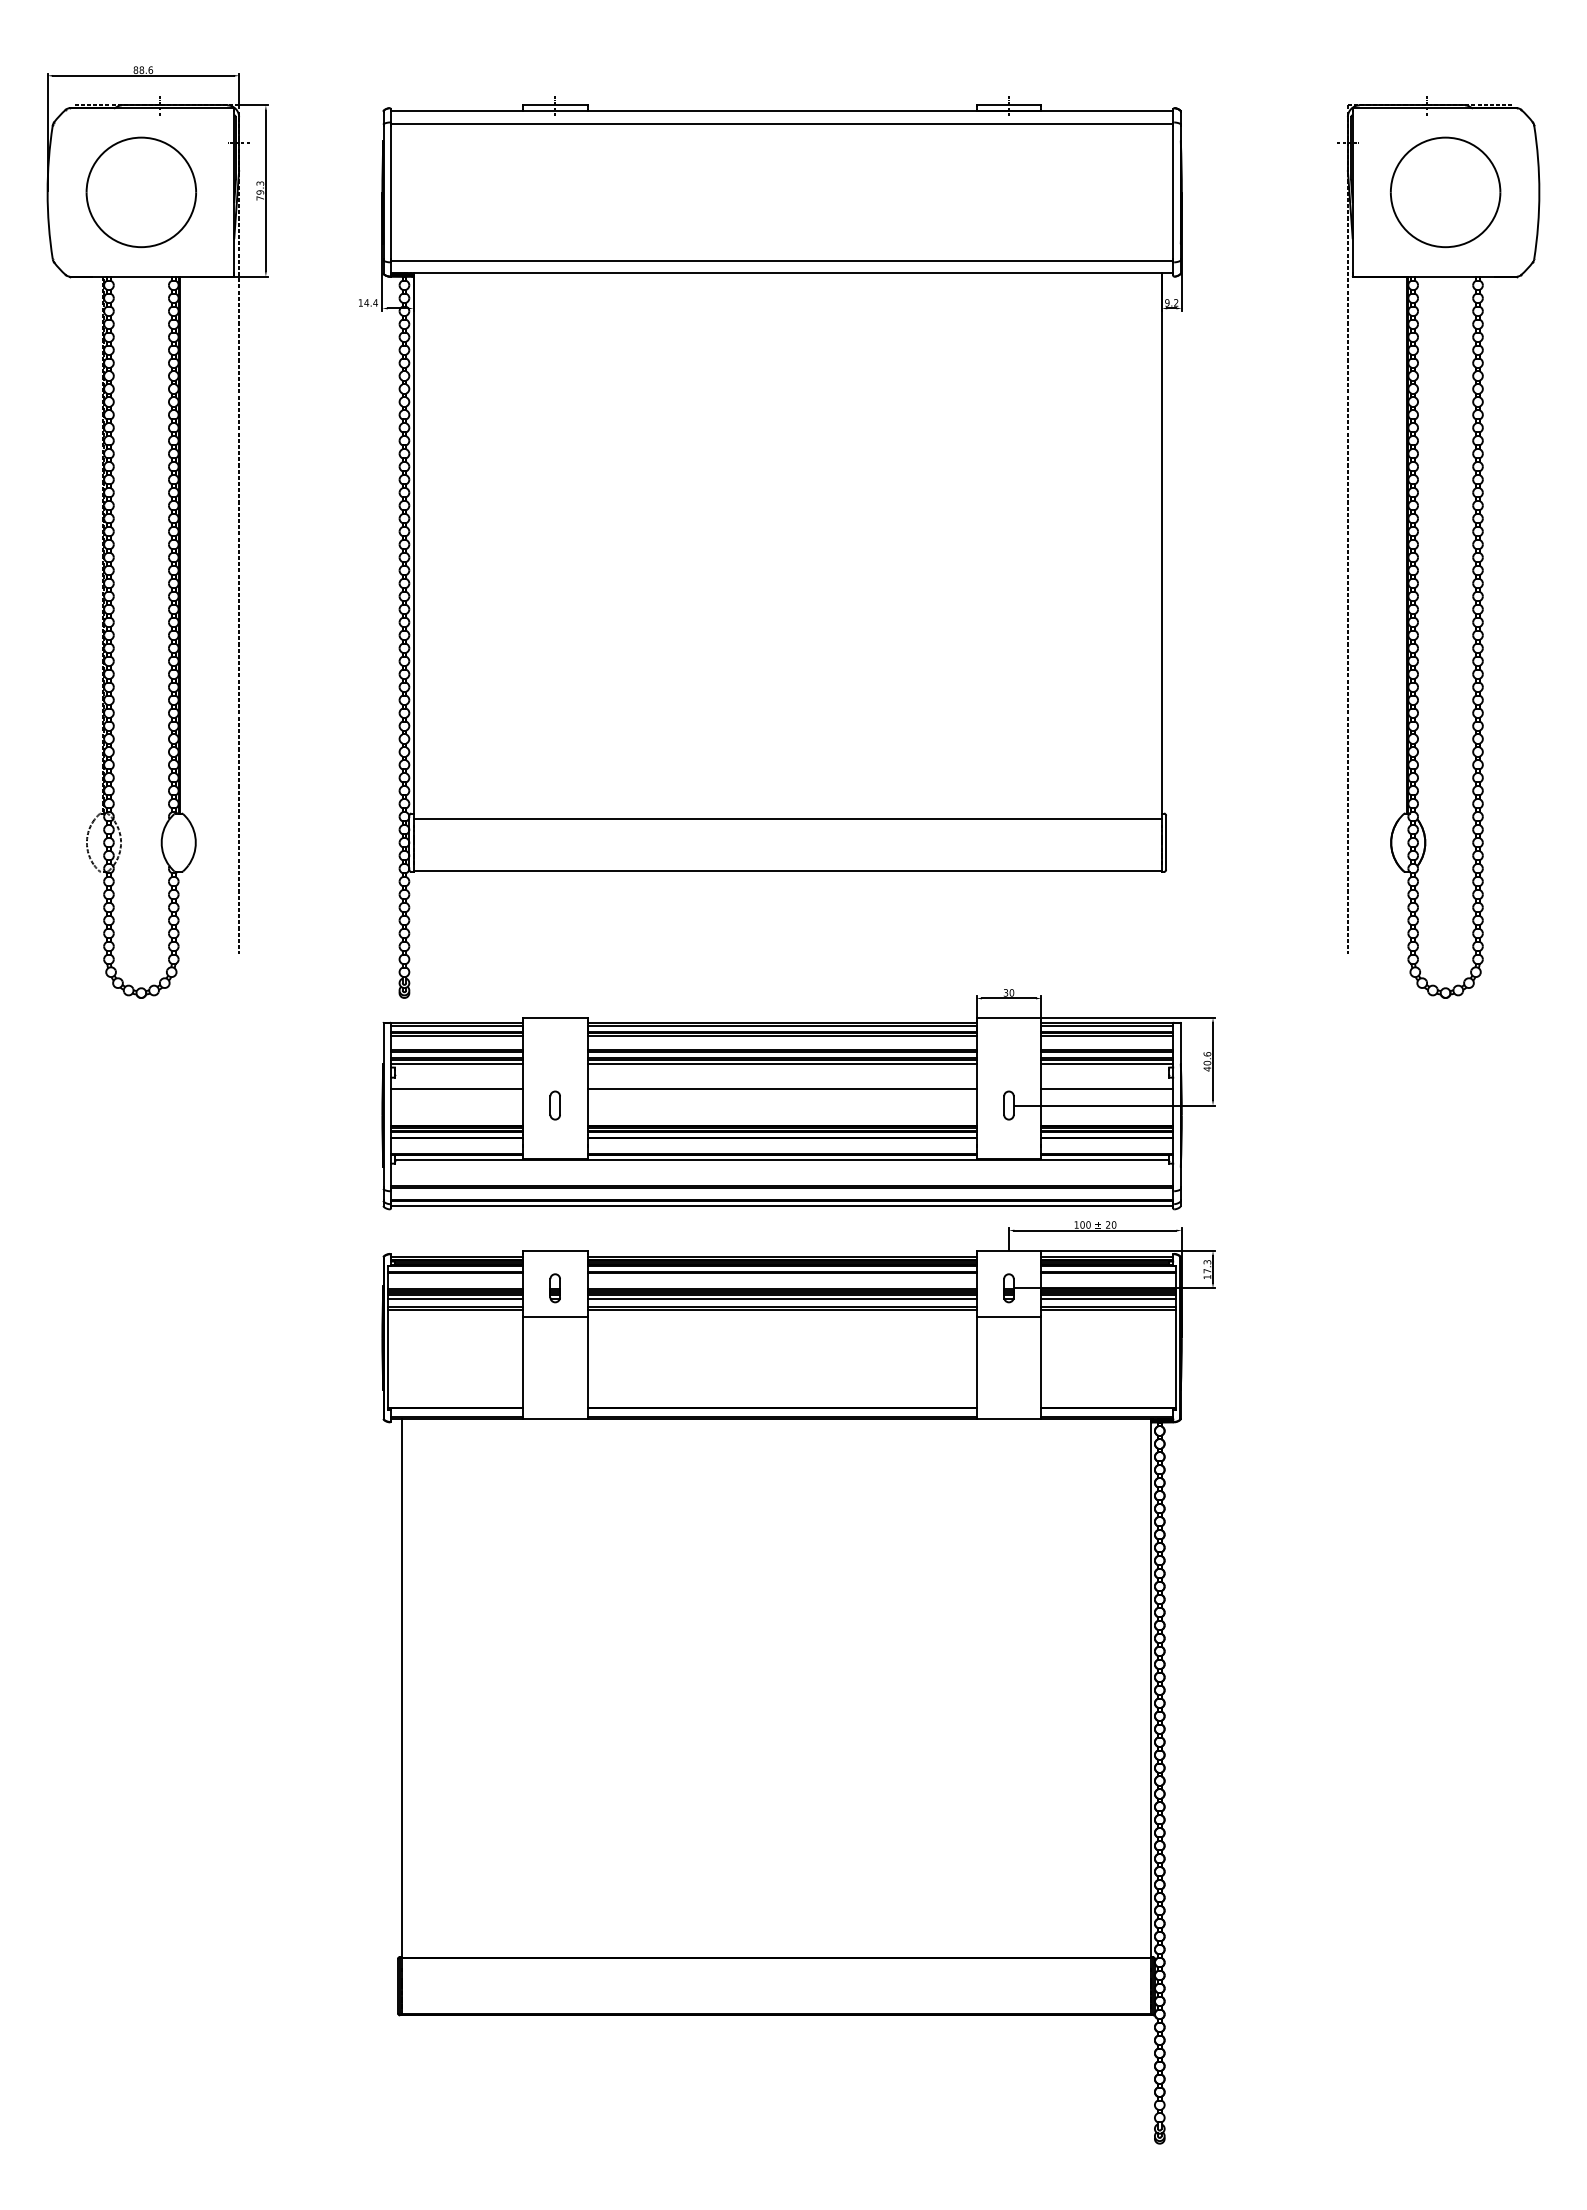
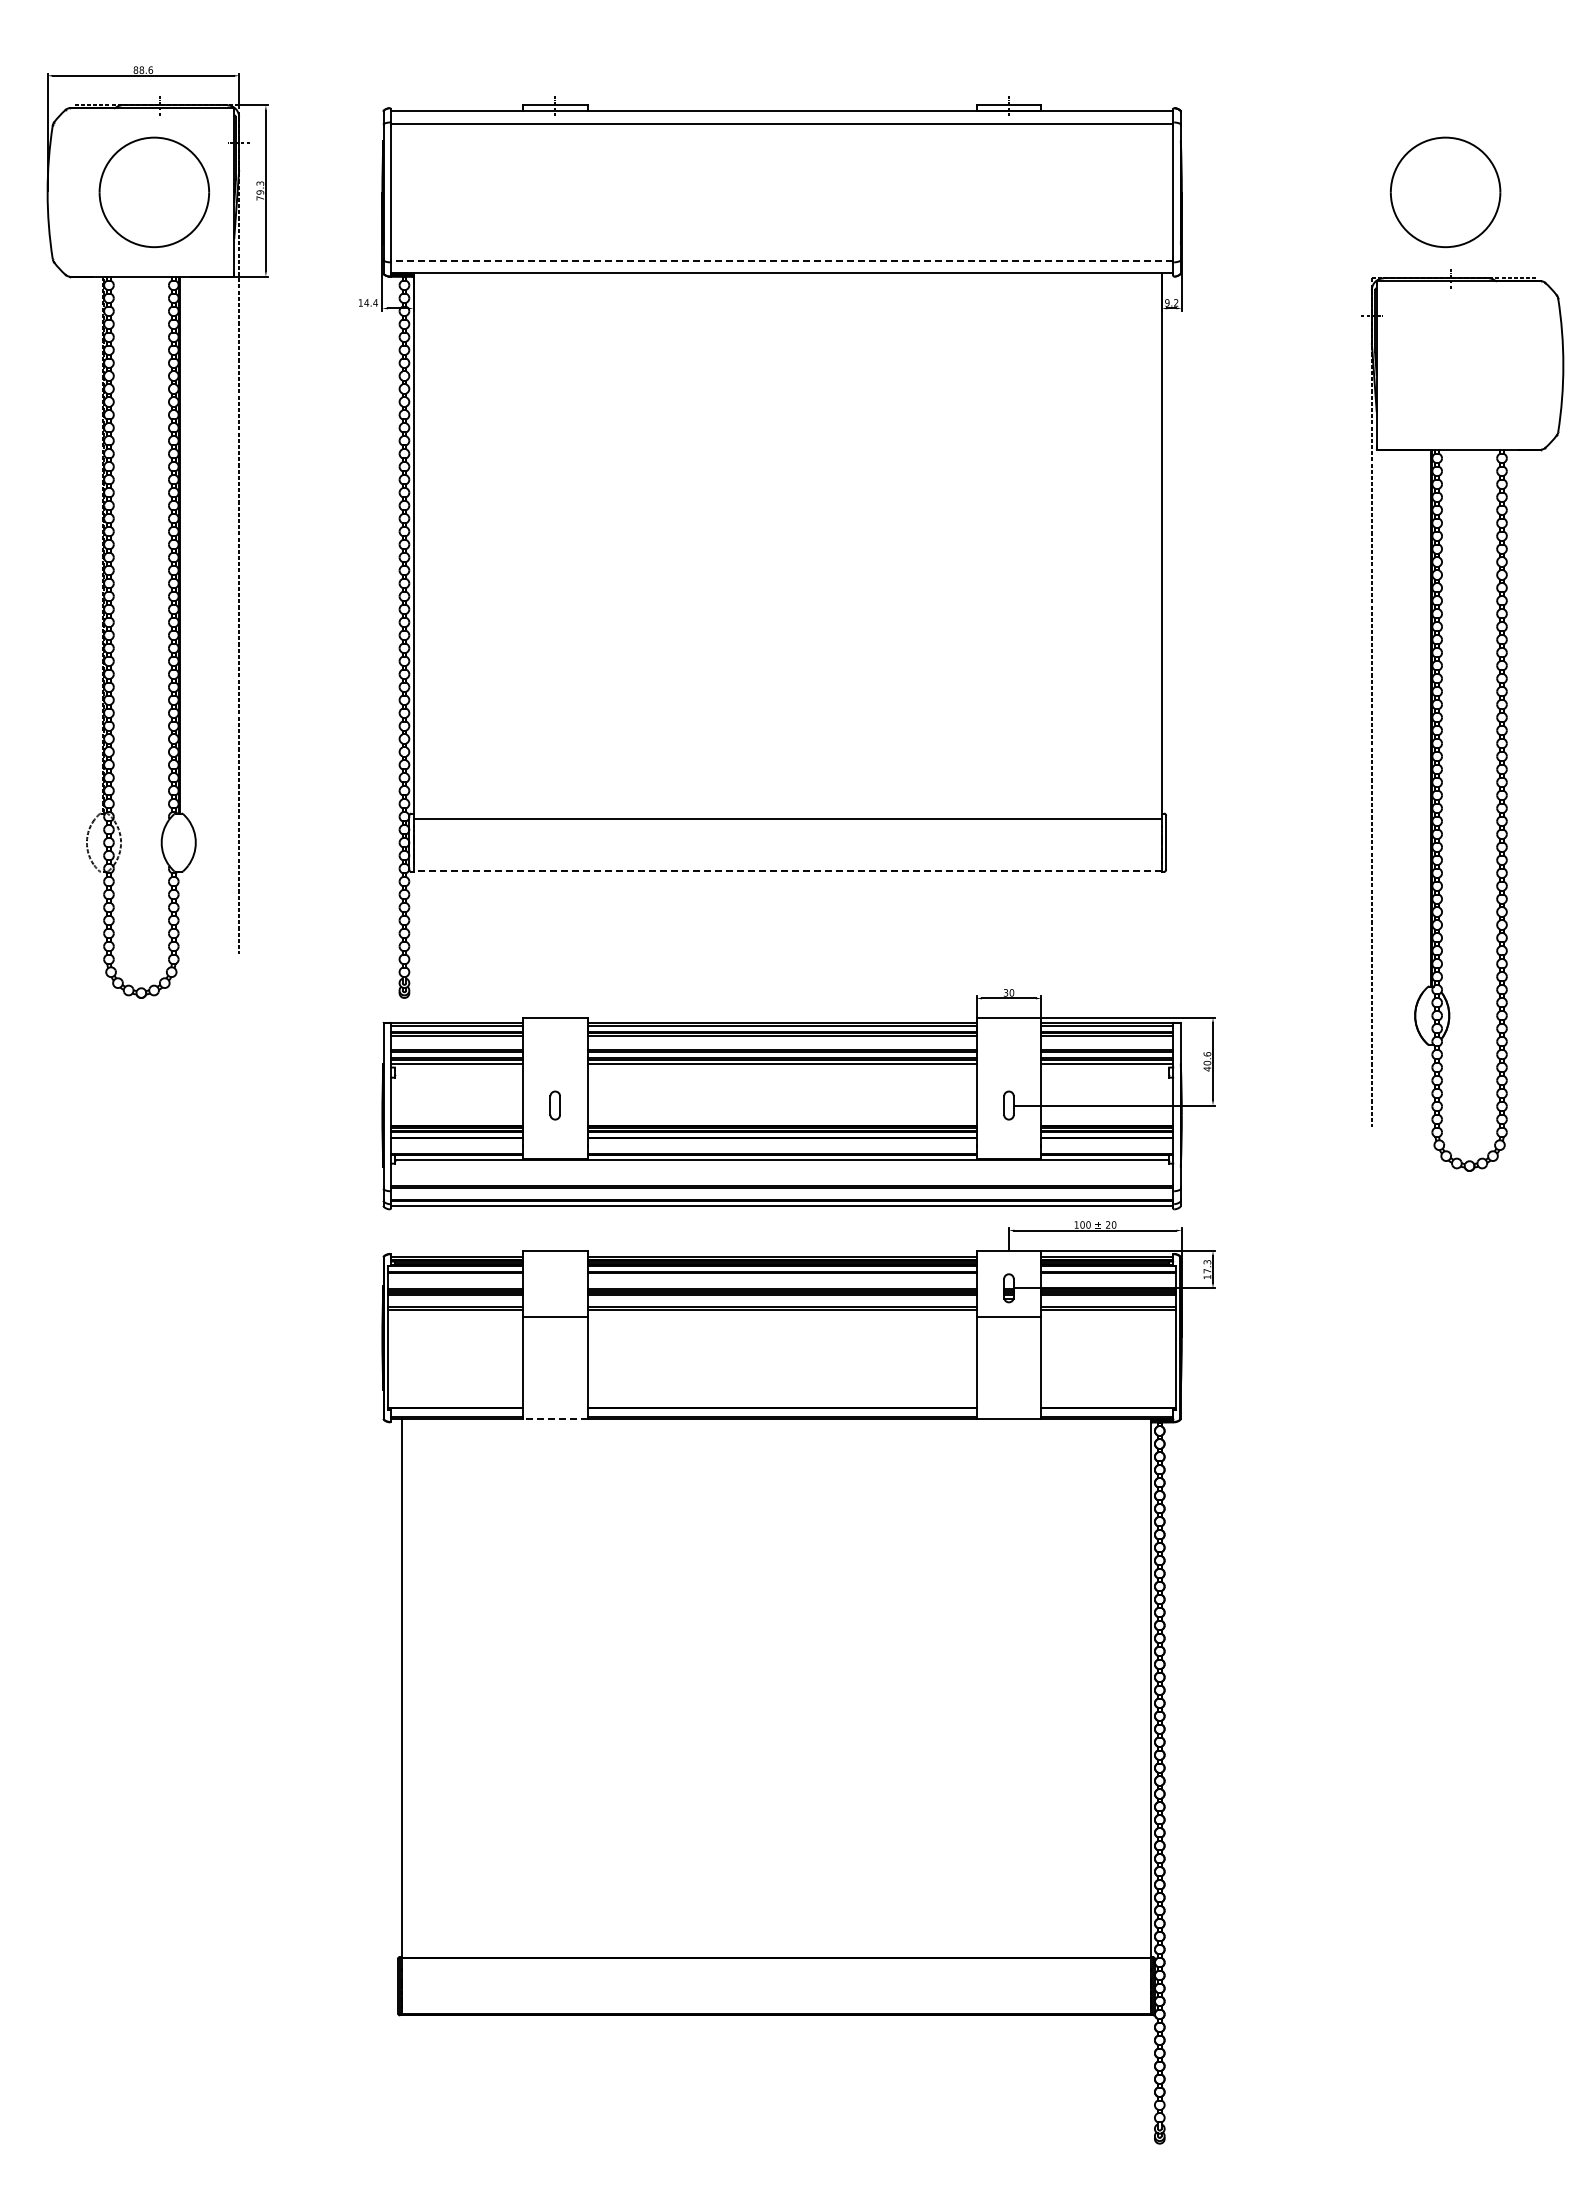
part position: (140, 192) -> (153, 192) (153, 192)
line: solid -> dashed (781, 260)
part position: (1438, 547) -> (1462, 720) (1462, 720)
line: solid -> dashed (787, 871)
line: present -> none (456, 1088)
line: present -> none (781, 1088)
line: present -> none (1107, 1088)
part: present -> none (554, 1288)
line: present -> none (454, 1298)
line: present -> none (781, 1298)
line: present -> none (1108, 1298)
line: solid -> dashed (554, 1419)
